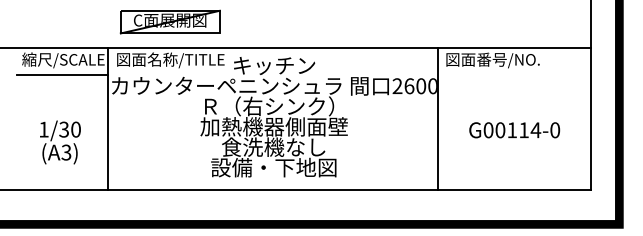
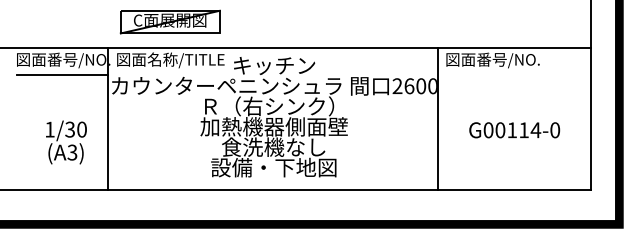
text: 縮尺/SCALE -> 図面番号/NO. (63, 60)
text position: (60, 142) -> (66, 142) (66, 142)
